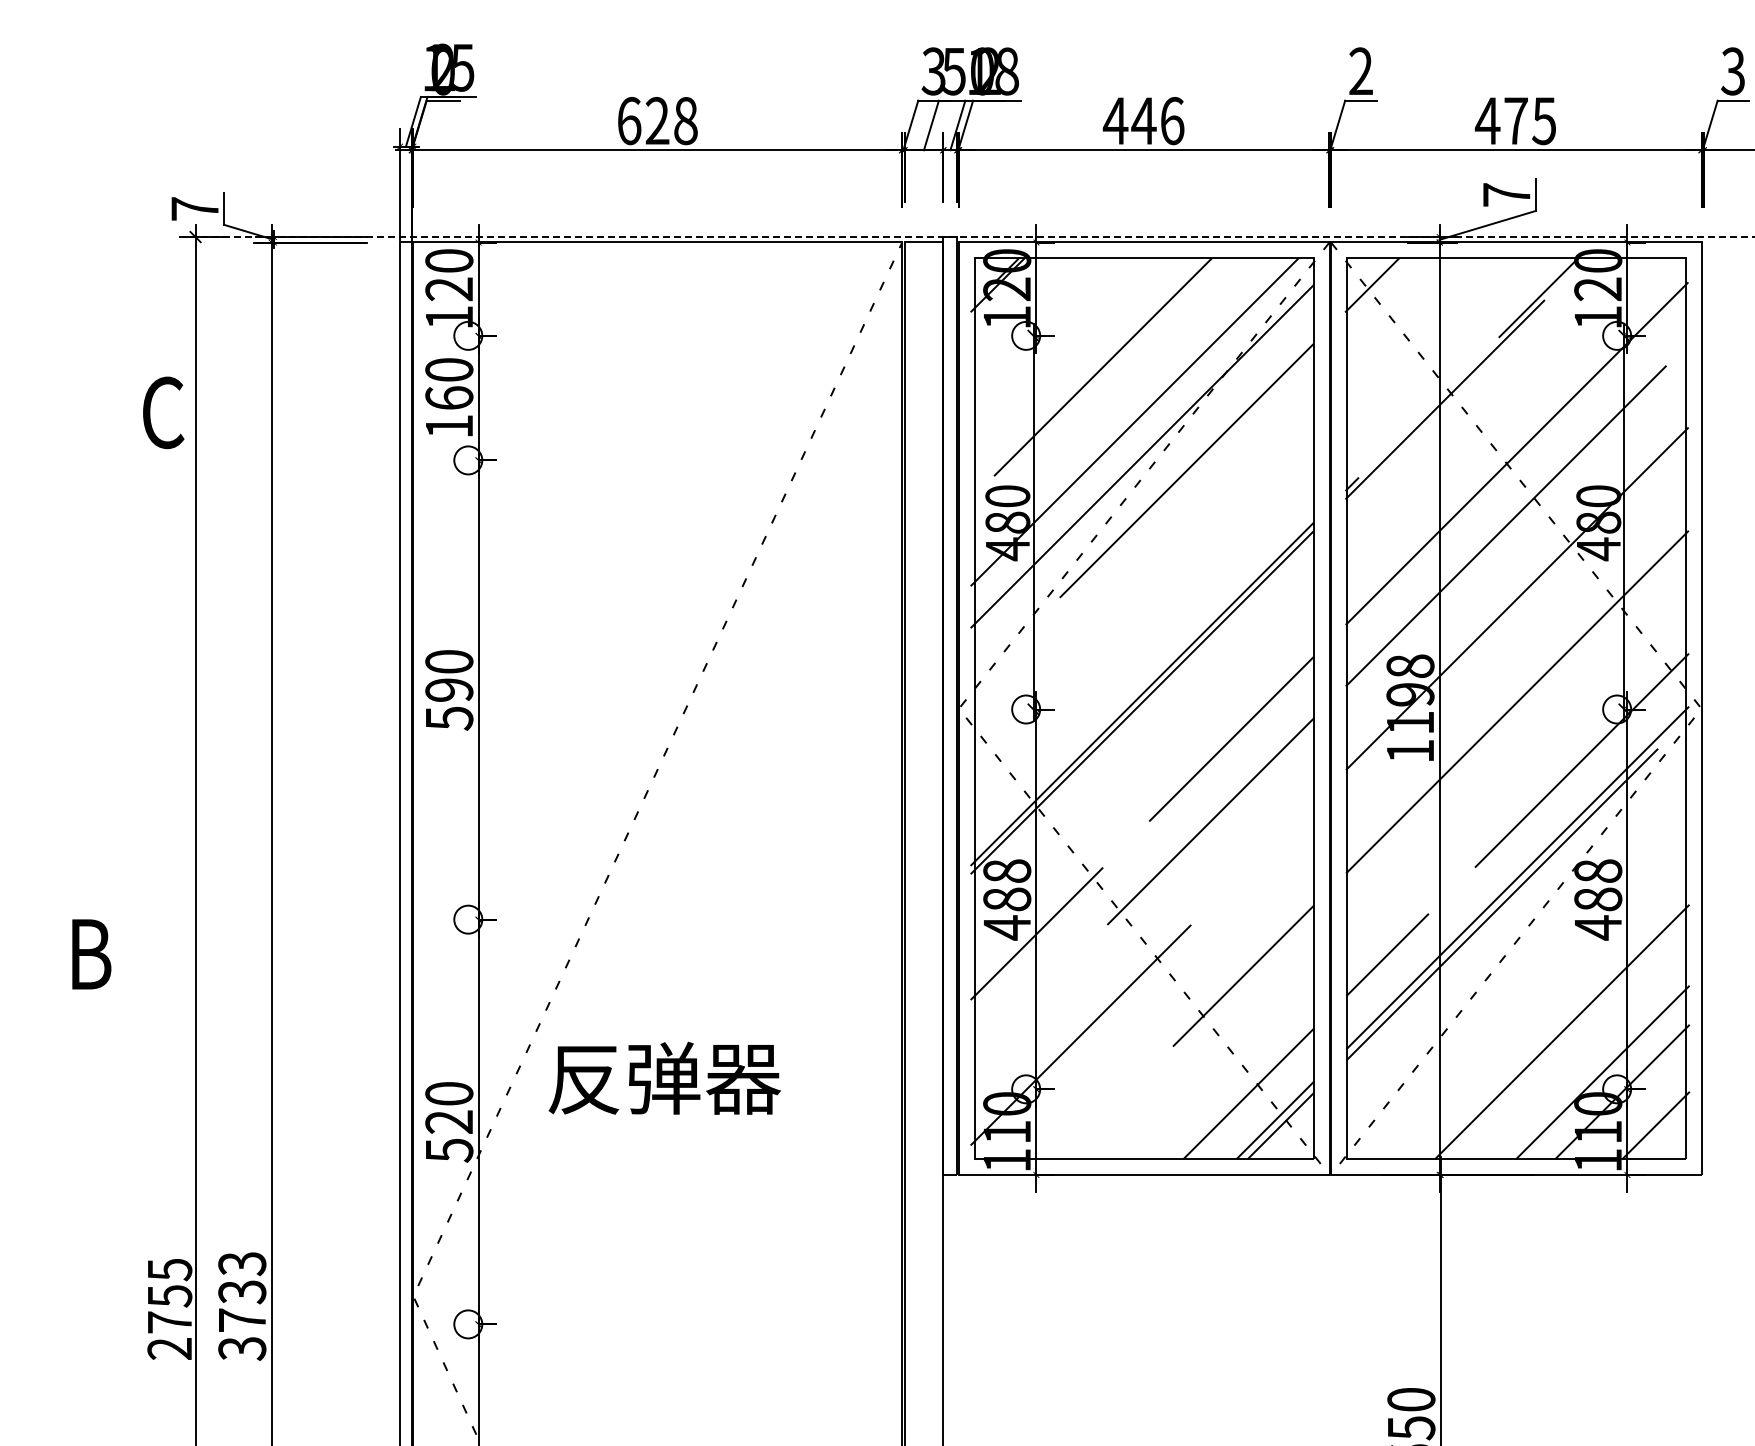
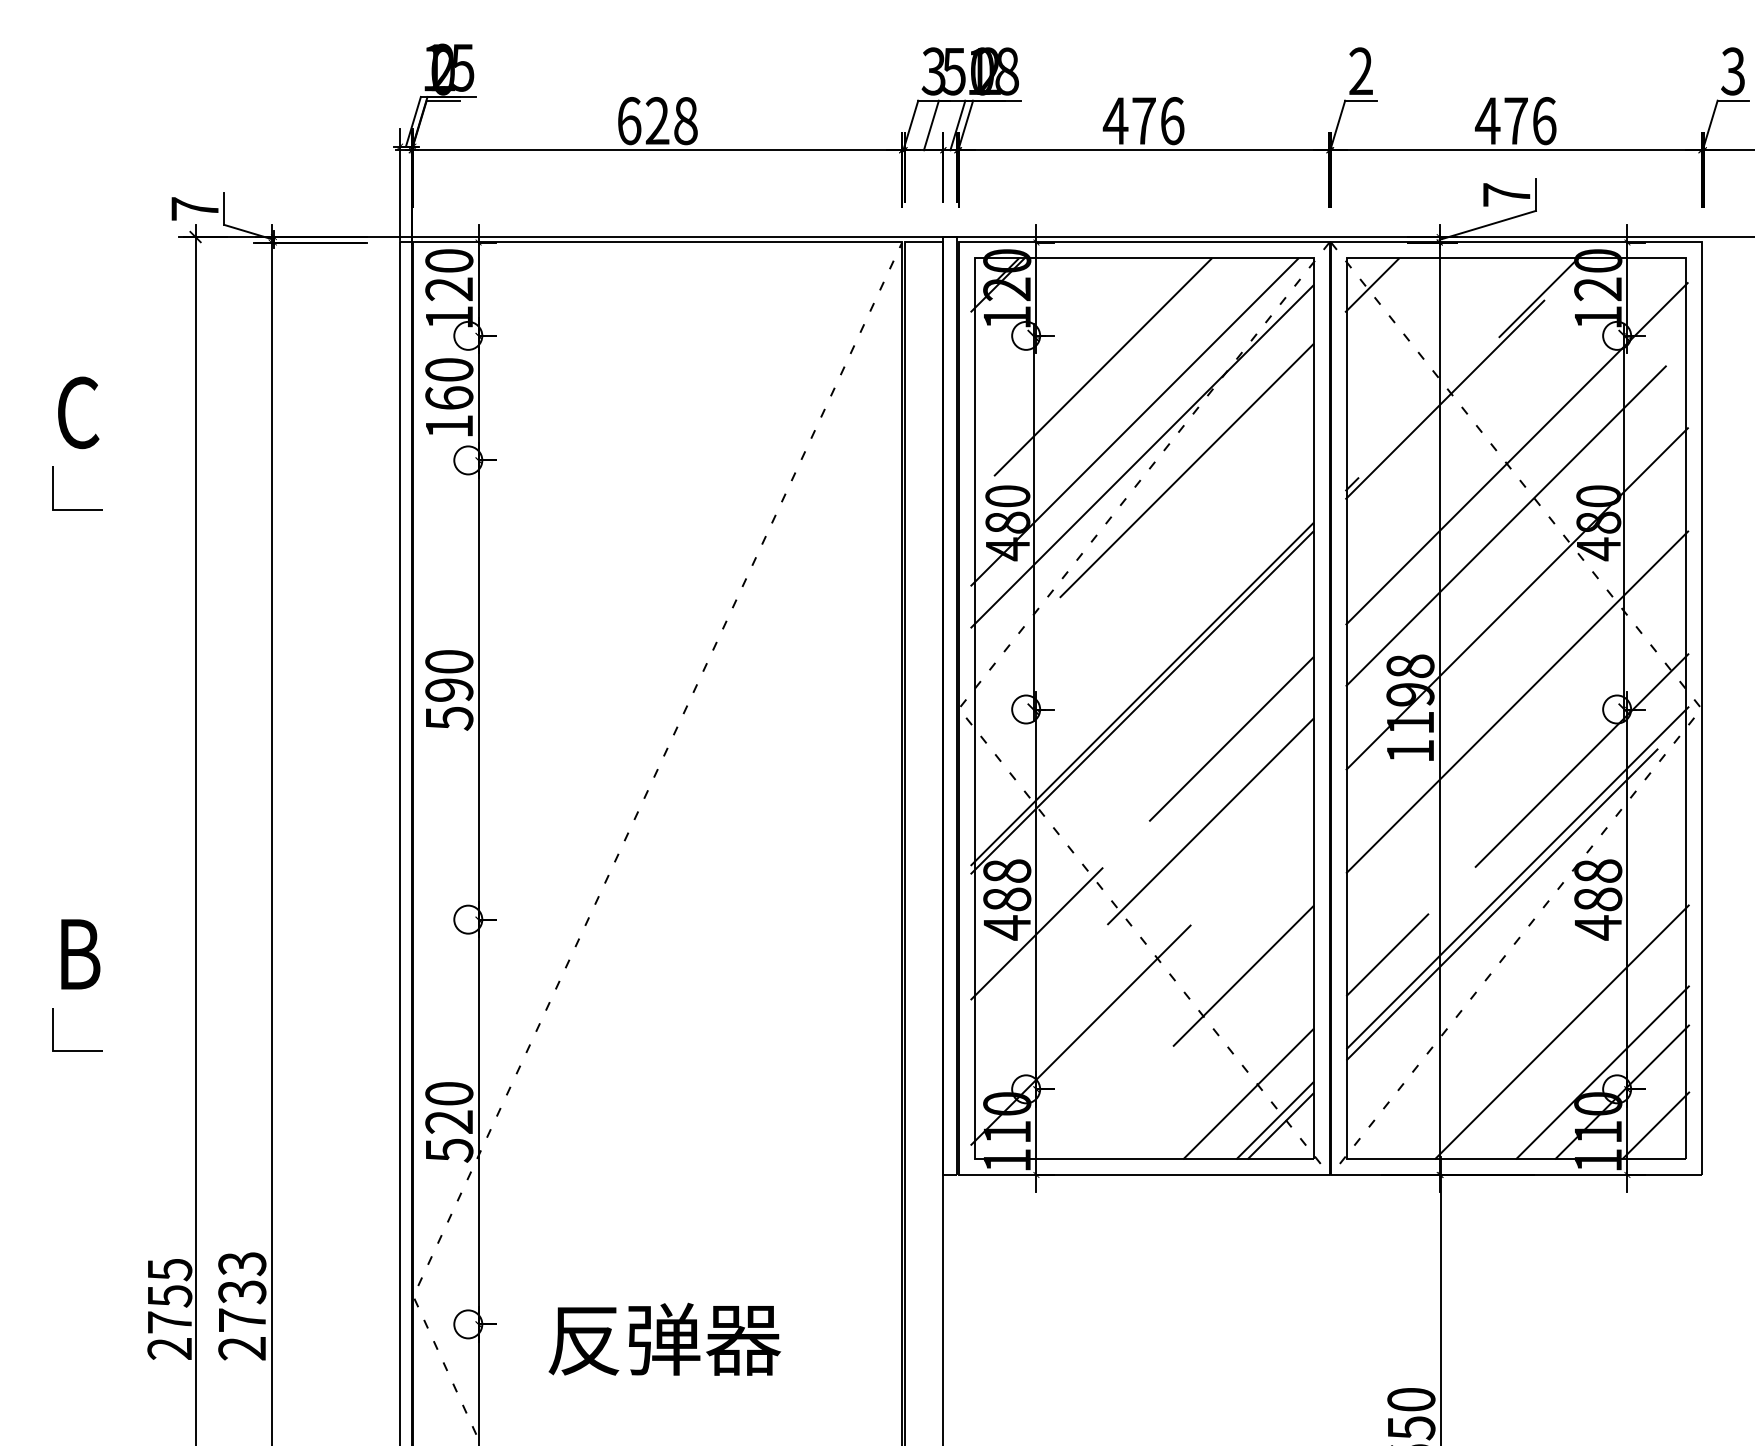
text: 446 -> 476 (1143, 120)
text: 475 -> 476 (1544, 121)
line: dashed -> solid (966, 237)
text position: (163, 412) -> (78, 412) (78, 412)
line: none -> present (77, 509)
text position: (91, 954) -> (80, 954) (80, 954)
line: none -> present (77, 1050)
text position: (664, 1077) -> (664, 1338) (664, 1338)
text: 3733 -> 2733 (242, 1348)
